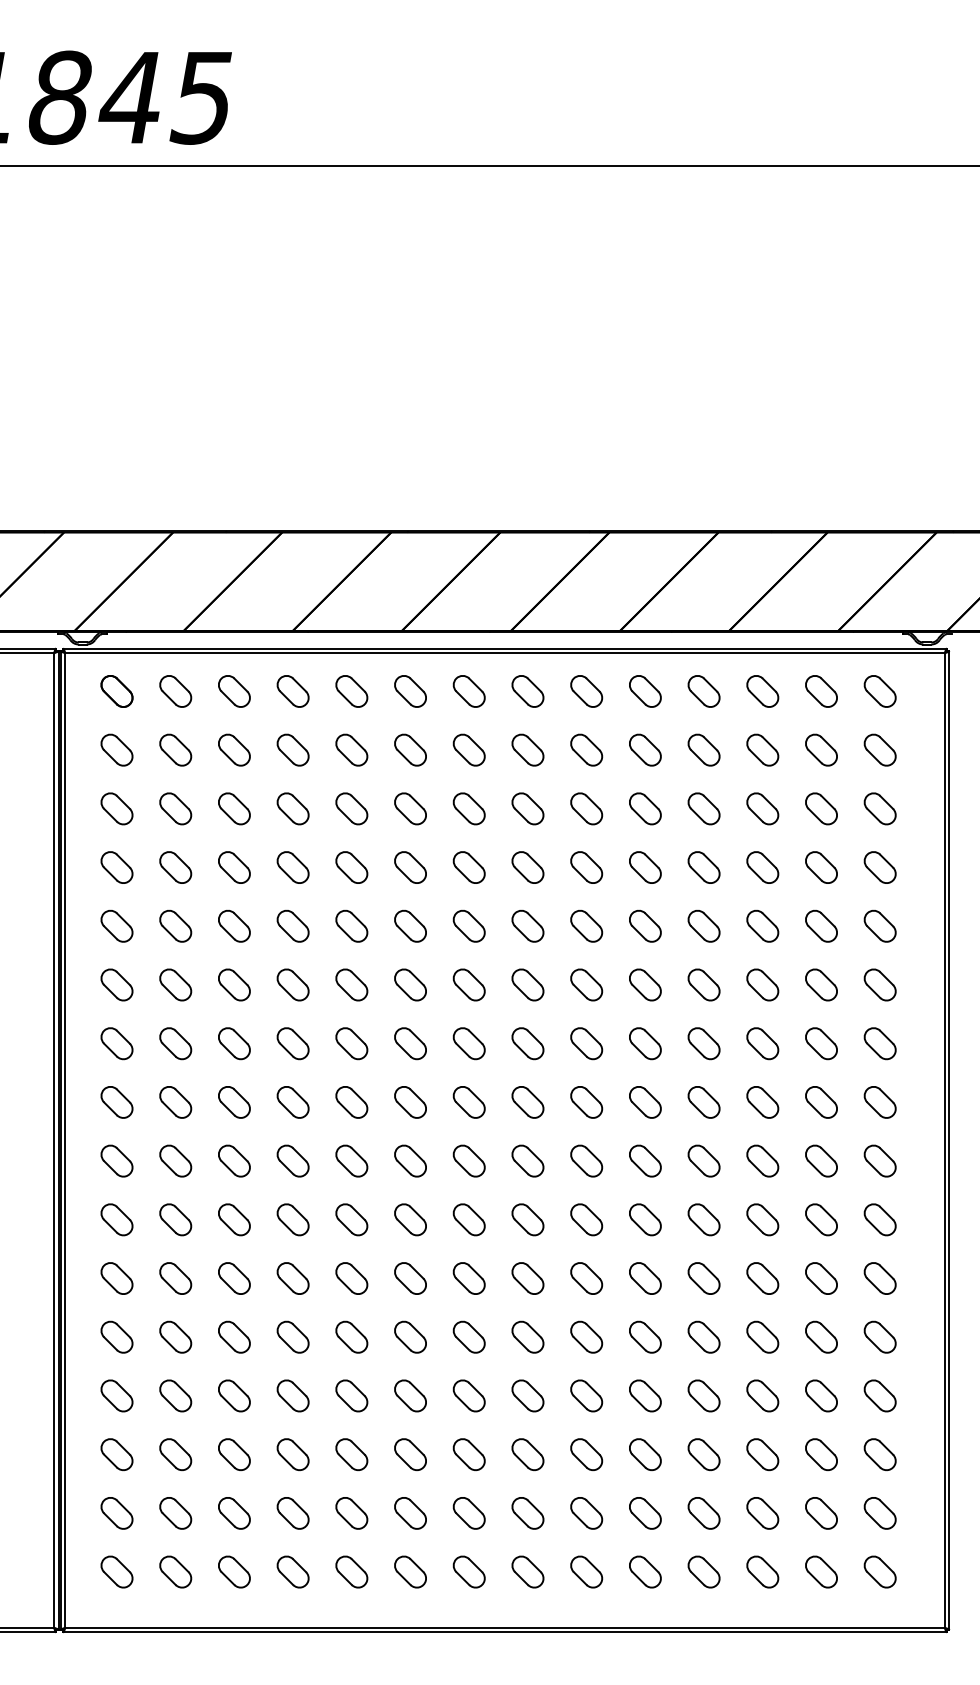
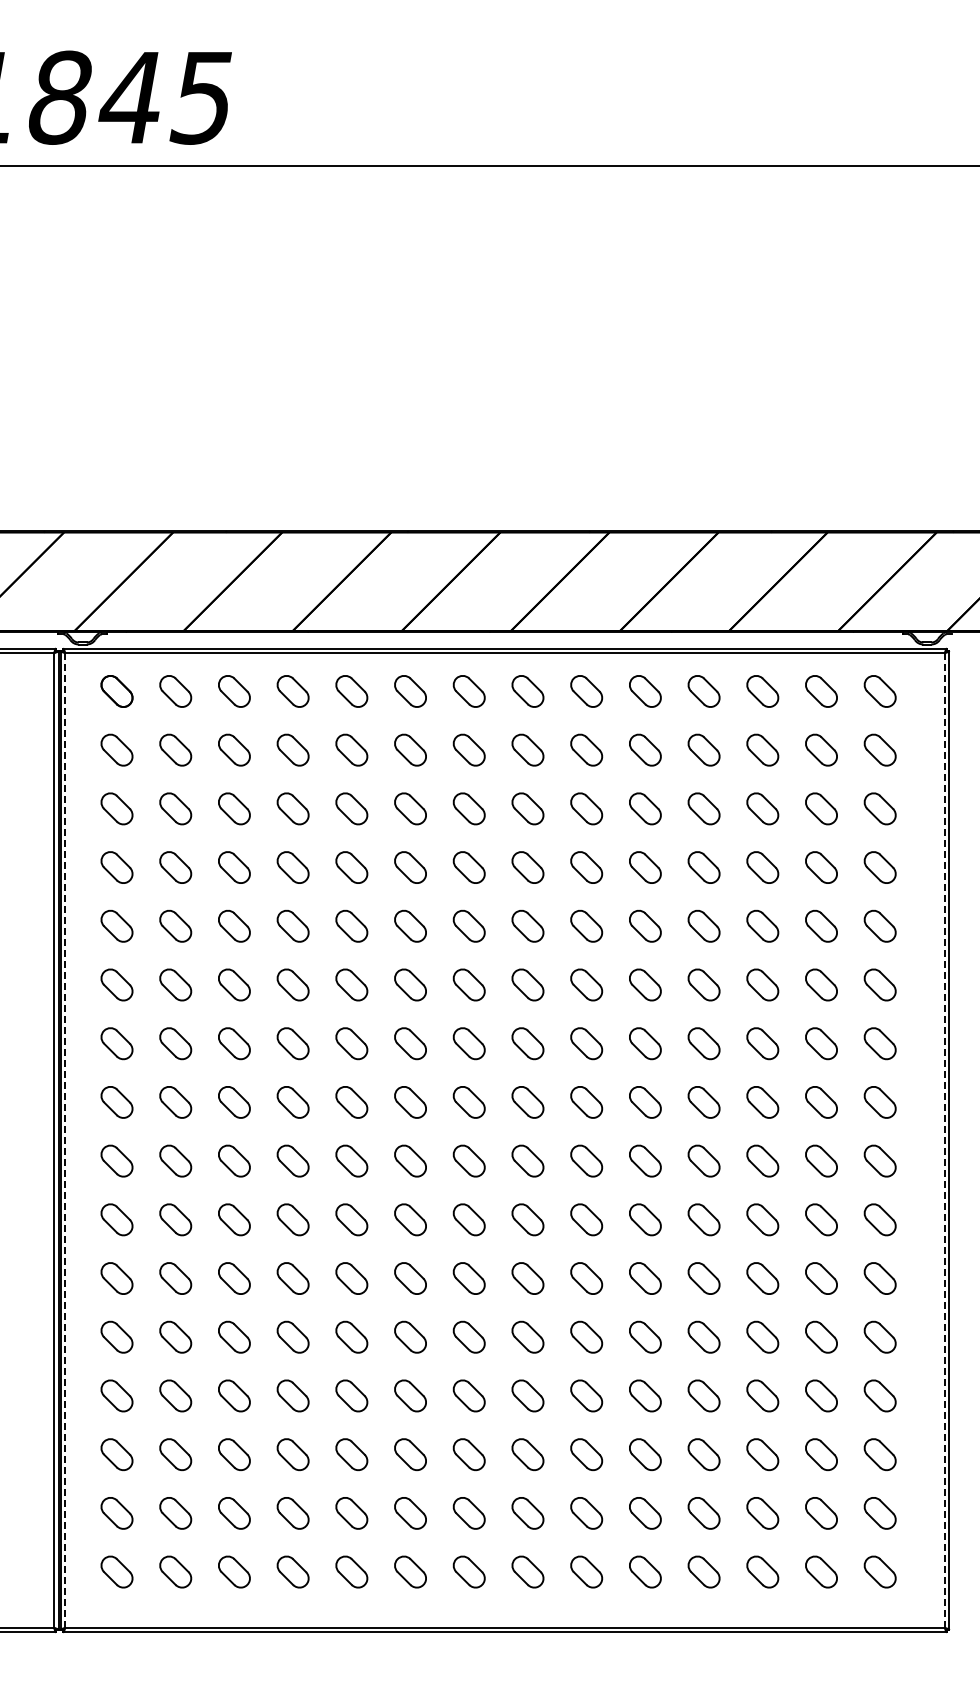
line: solid -> dashed (65, 1140)
line: solid -> dashed (944, 1141)
